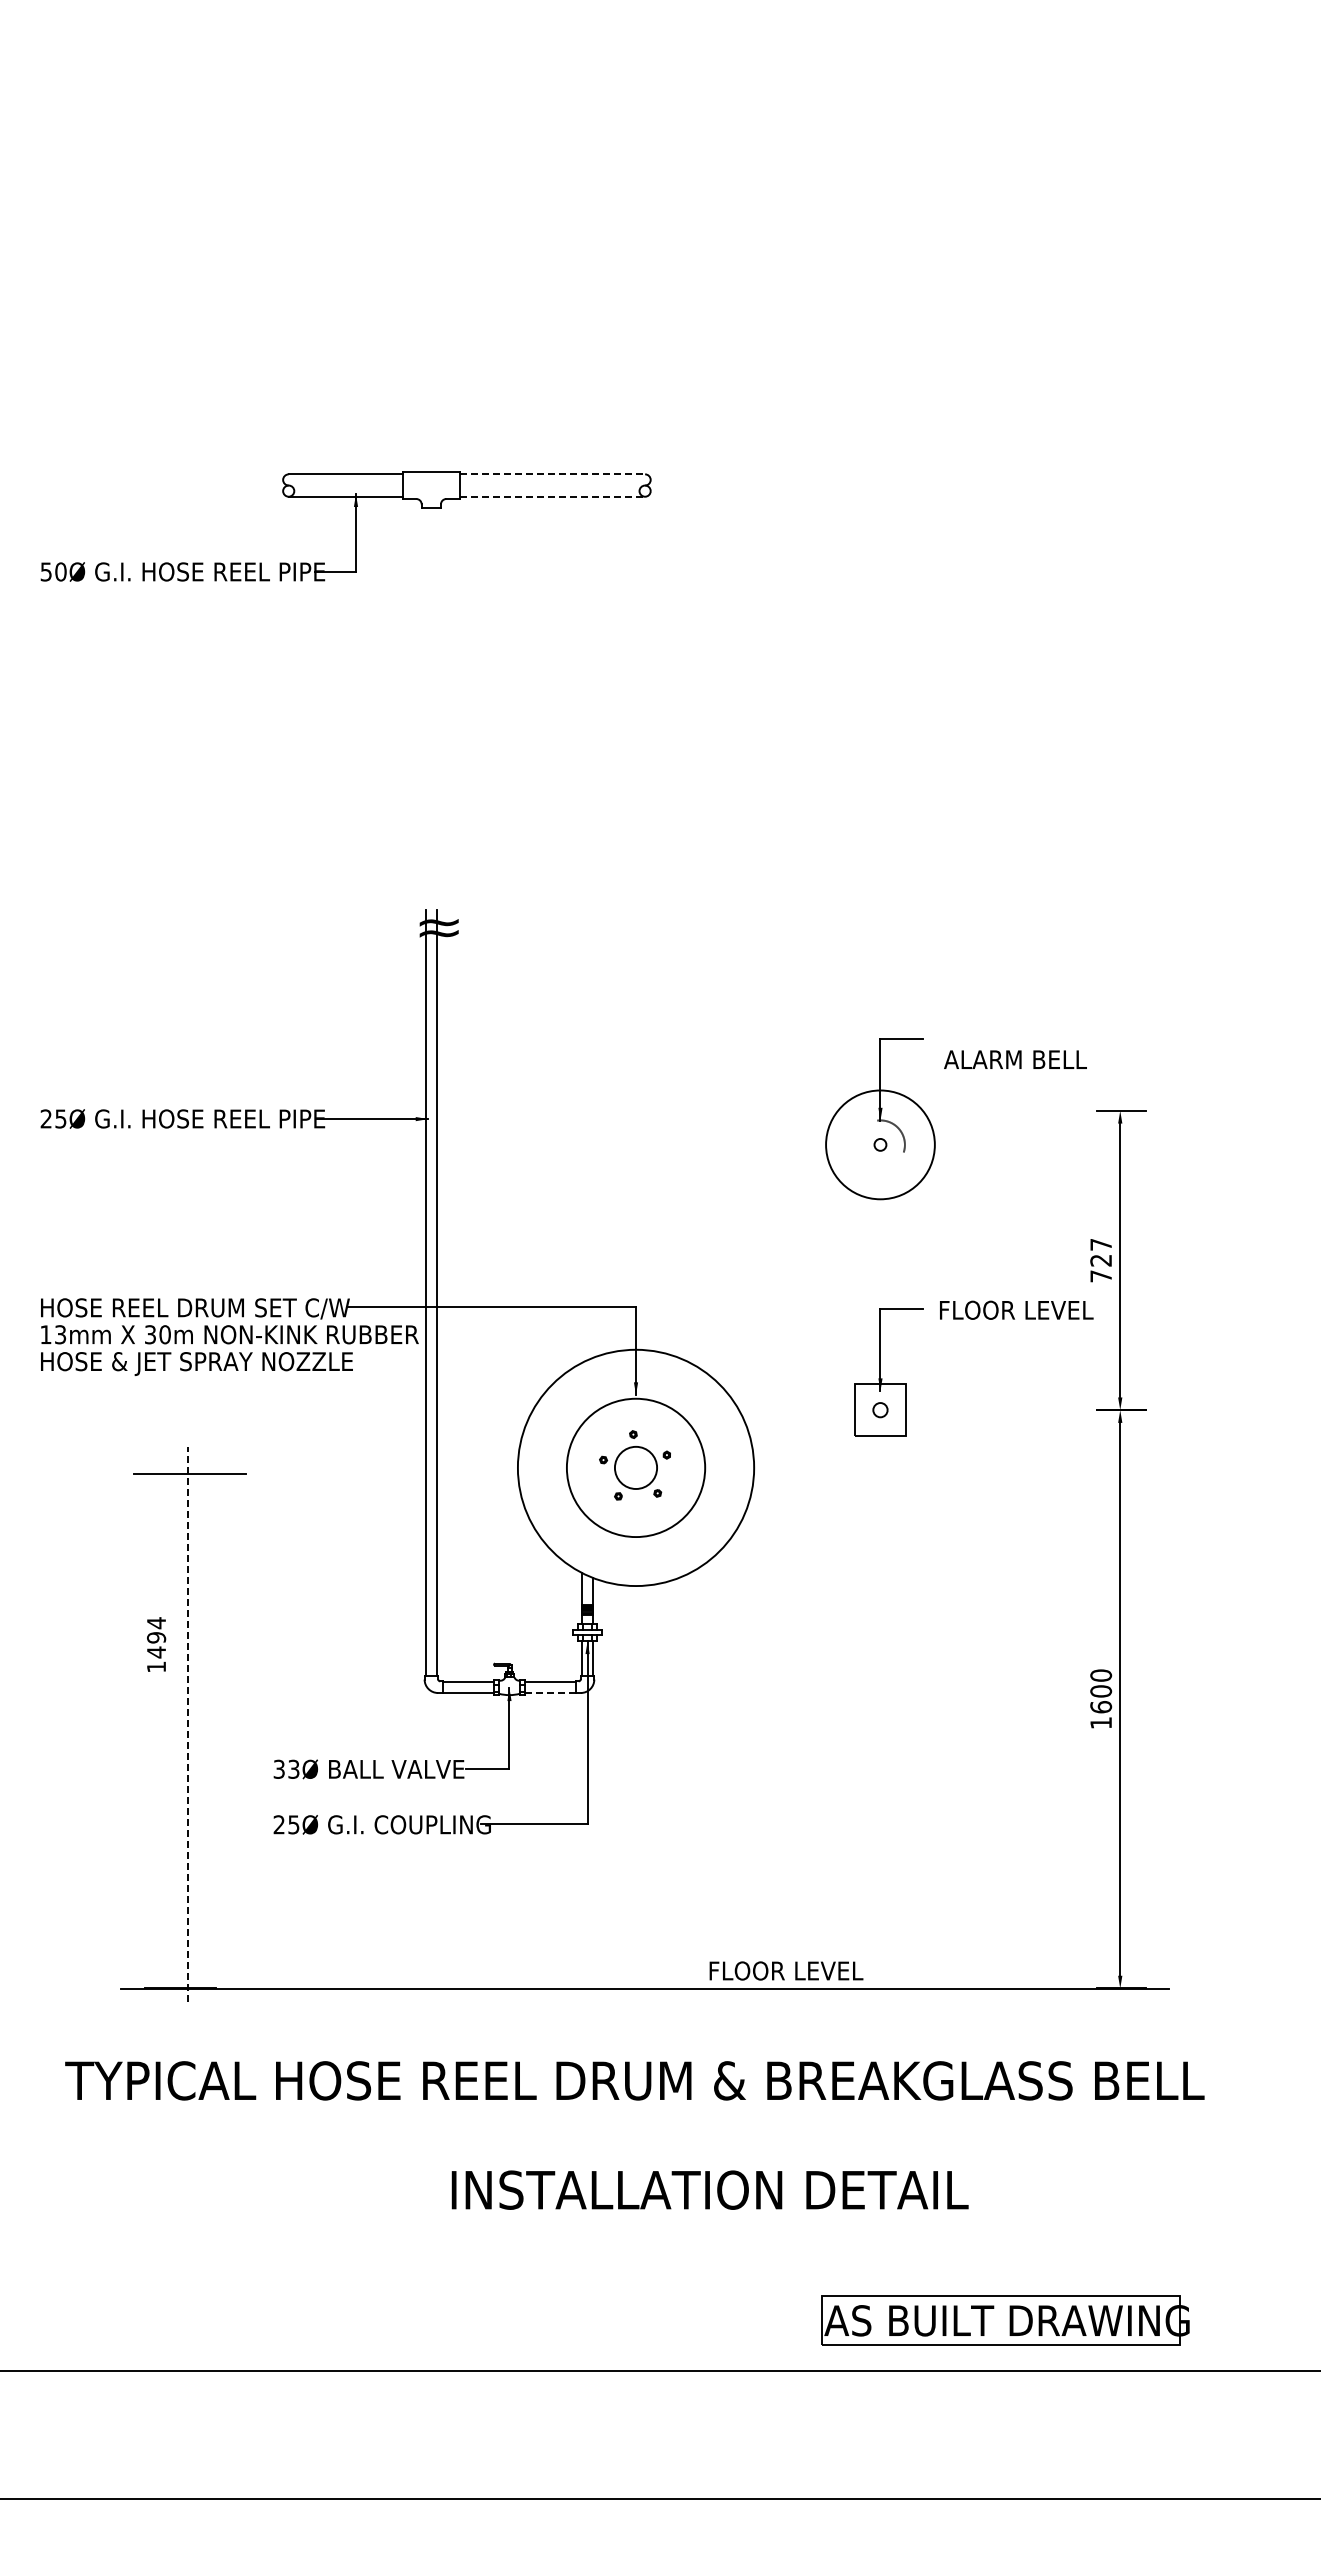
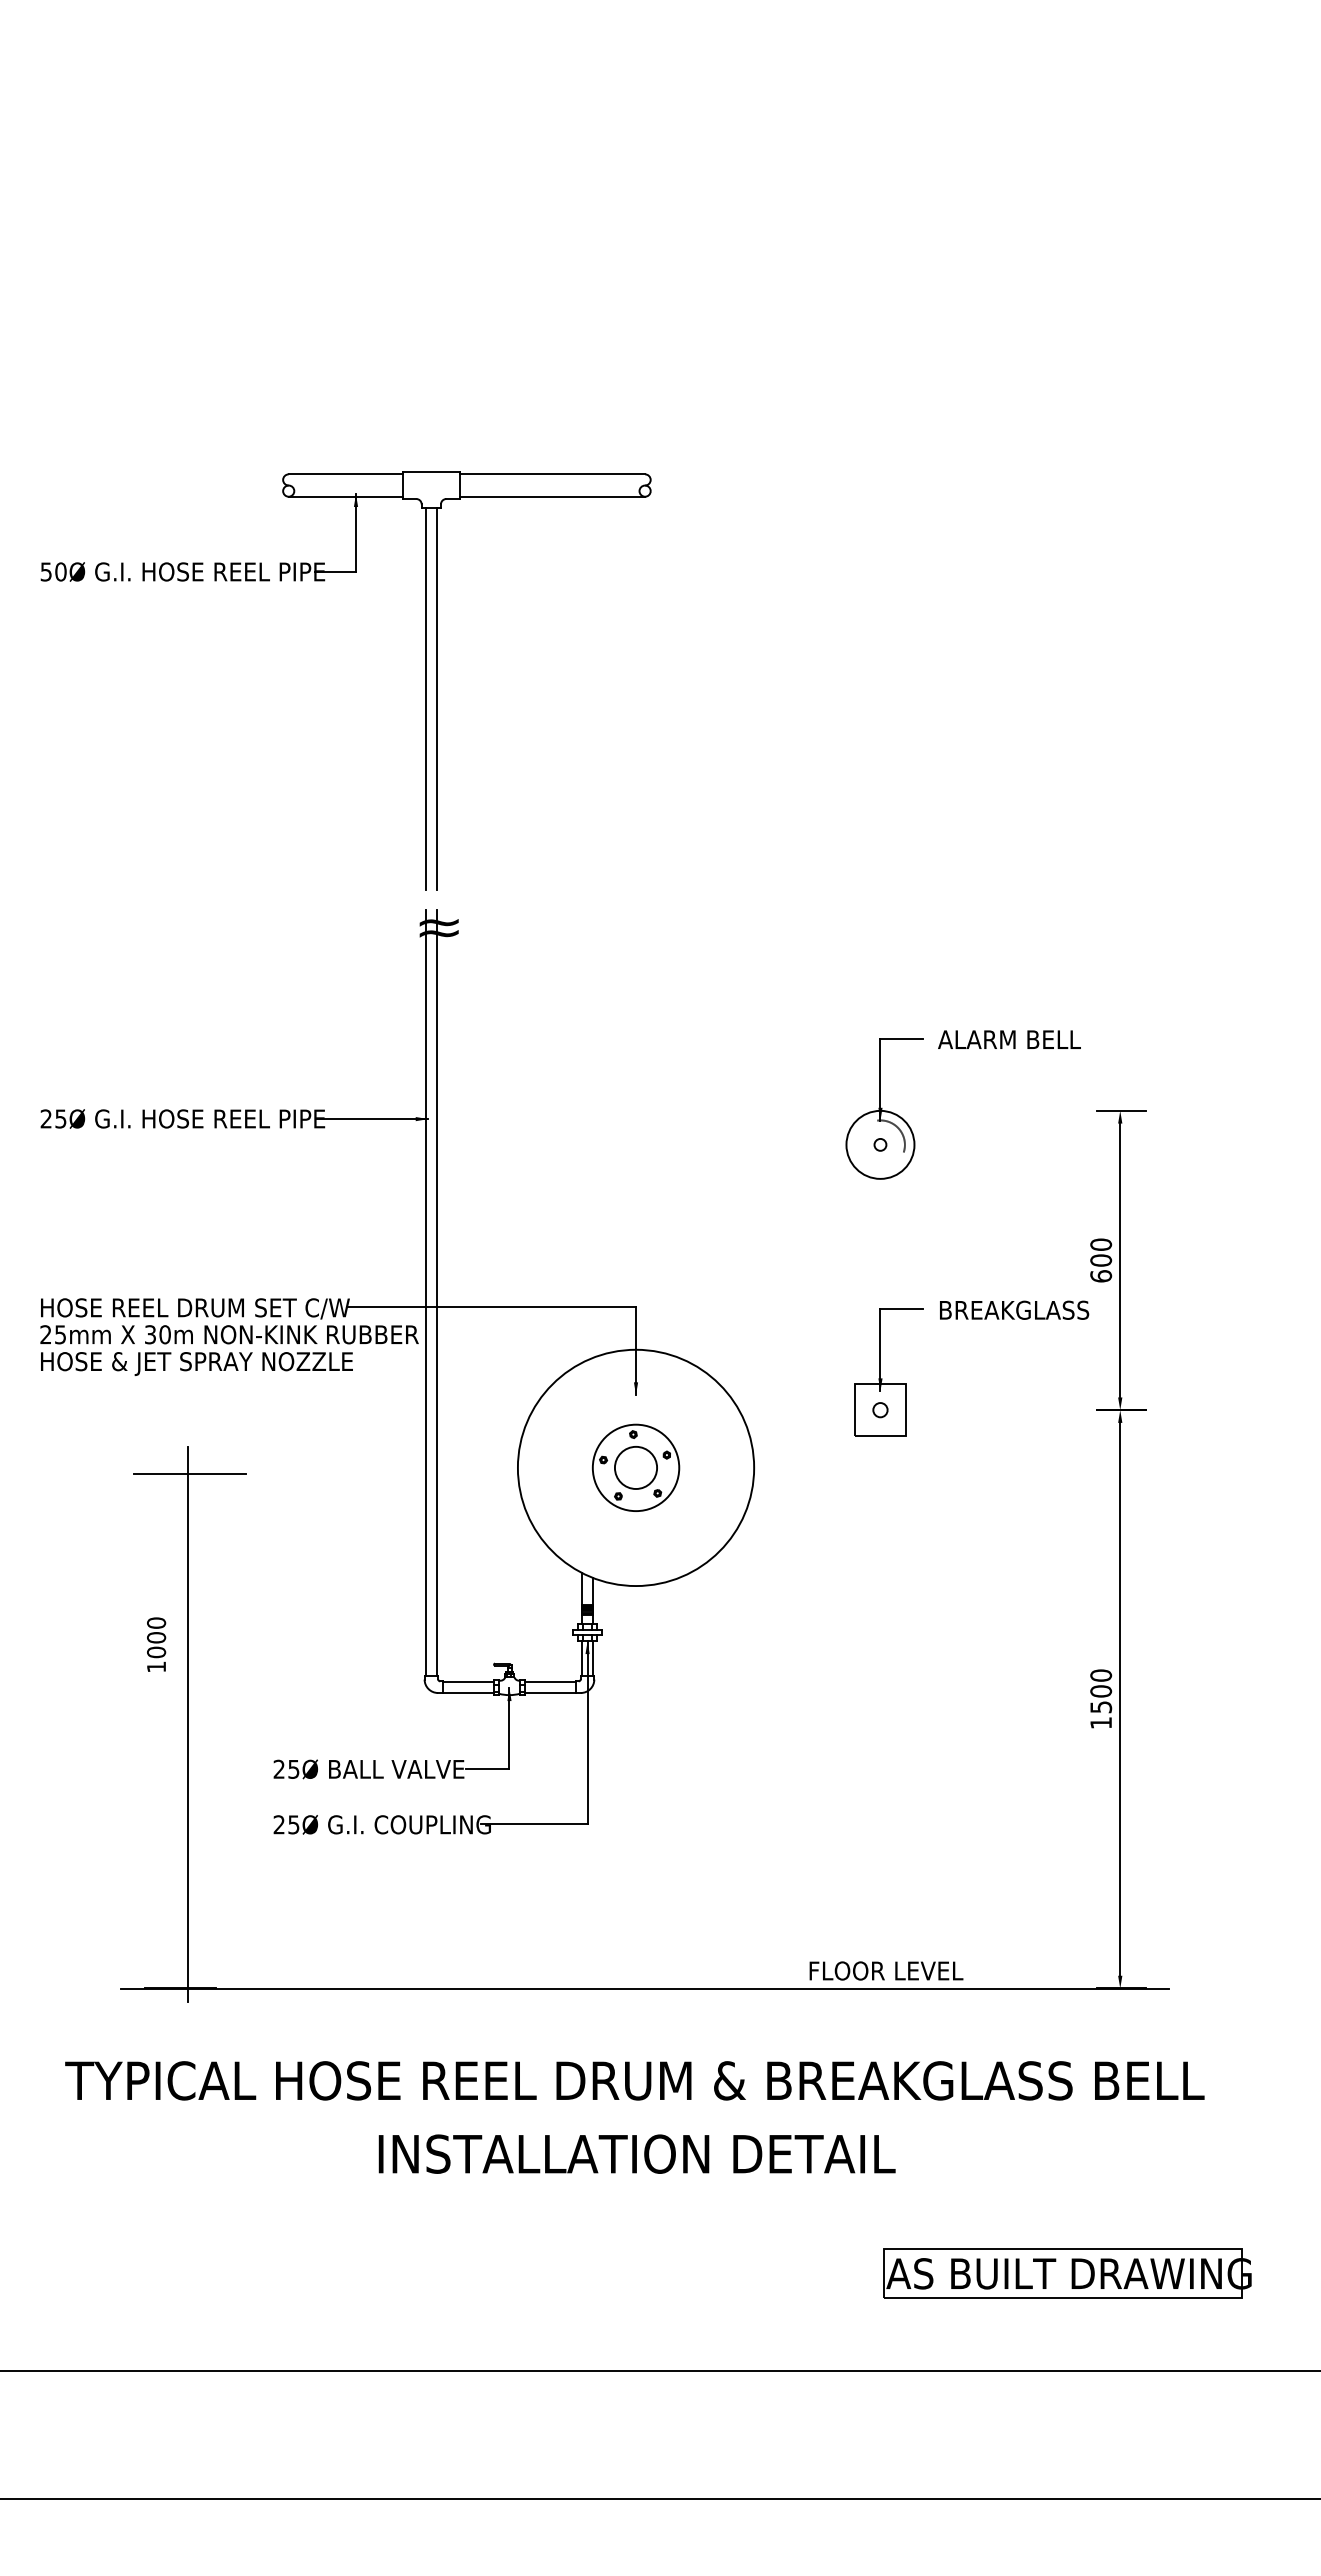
line: dashed -> solid (552, 474)
line: dashed -> solid (552, 496)
line: none -> present (425, 698)
line: none -> present (436, 698)
text position: (1015, 1059) -> (1009, 1039) (1009, 1039)
circle diameter: 109 px -> 68 px (880, 1144)
text: 727 -> 600 (1101, 1260)
text: FLOOR LEVEL -> BREAKGLASS (1017, 1309)
text: 13mm -> 25mm (53, 1334)
circle diameter: 138 px -> 86 px (635, 1467)
text: 1494 -> 1000 (156, 1637)
line: dashed -> solid (550, 1692)
text: 1600 -> 1500 (1101, 1707)
line: dashed -> solid (187, 1724)
text: 33Ø -> 25Ø (286, 1768)
text position: (786, 1970) -> (886, 1970) (886, 1970)
text position: (709, 2189) -> (636, 2153) (636, 2153)
part position: (1005, 2320) -> (1067, 2273) (1067, 2273)
